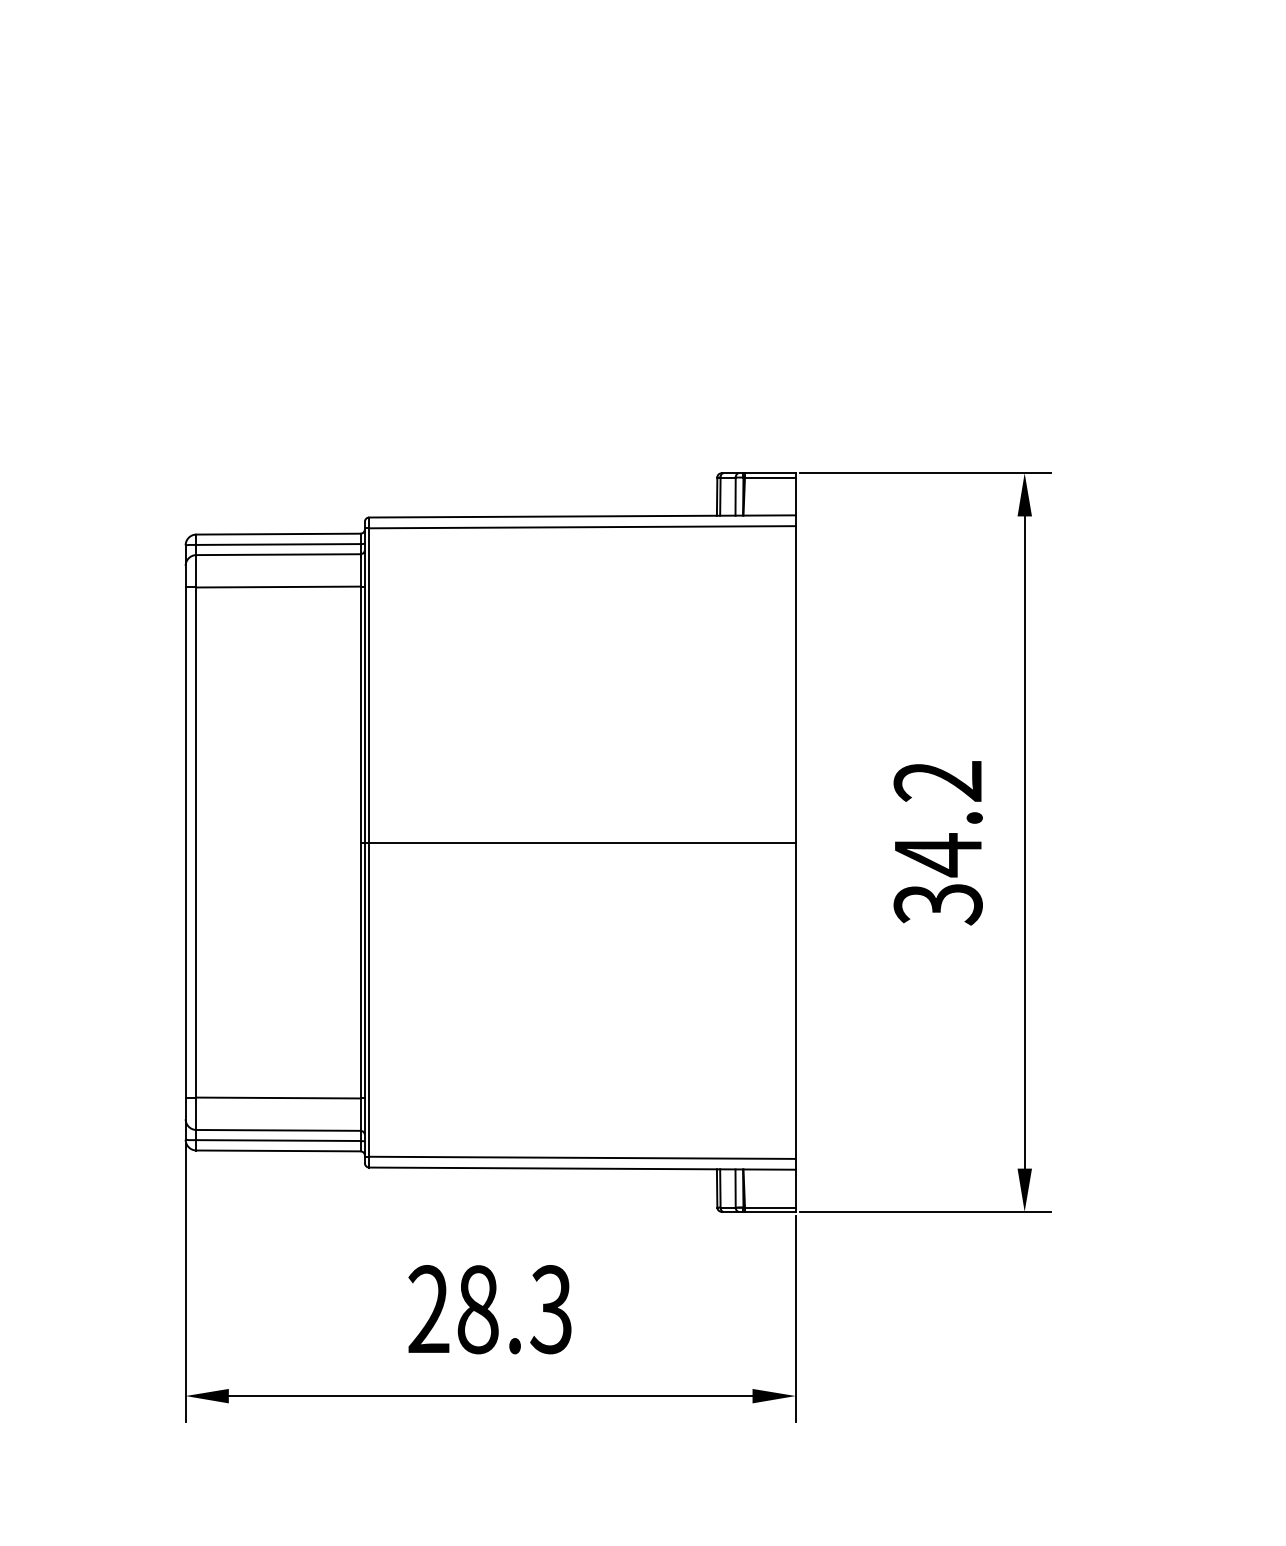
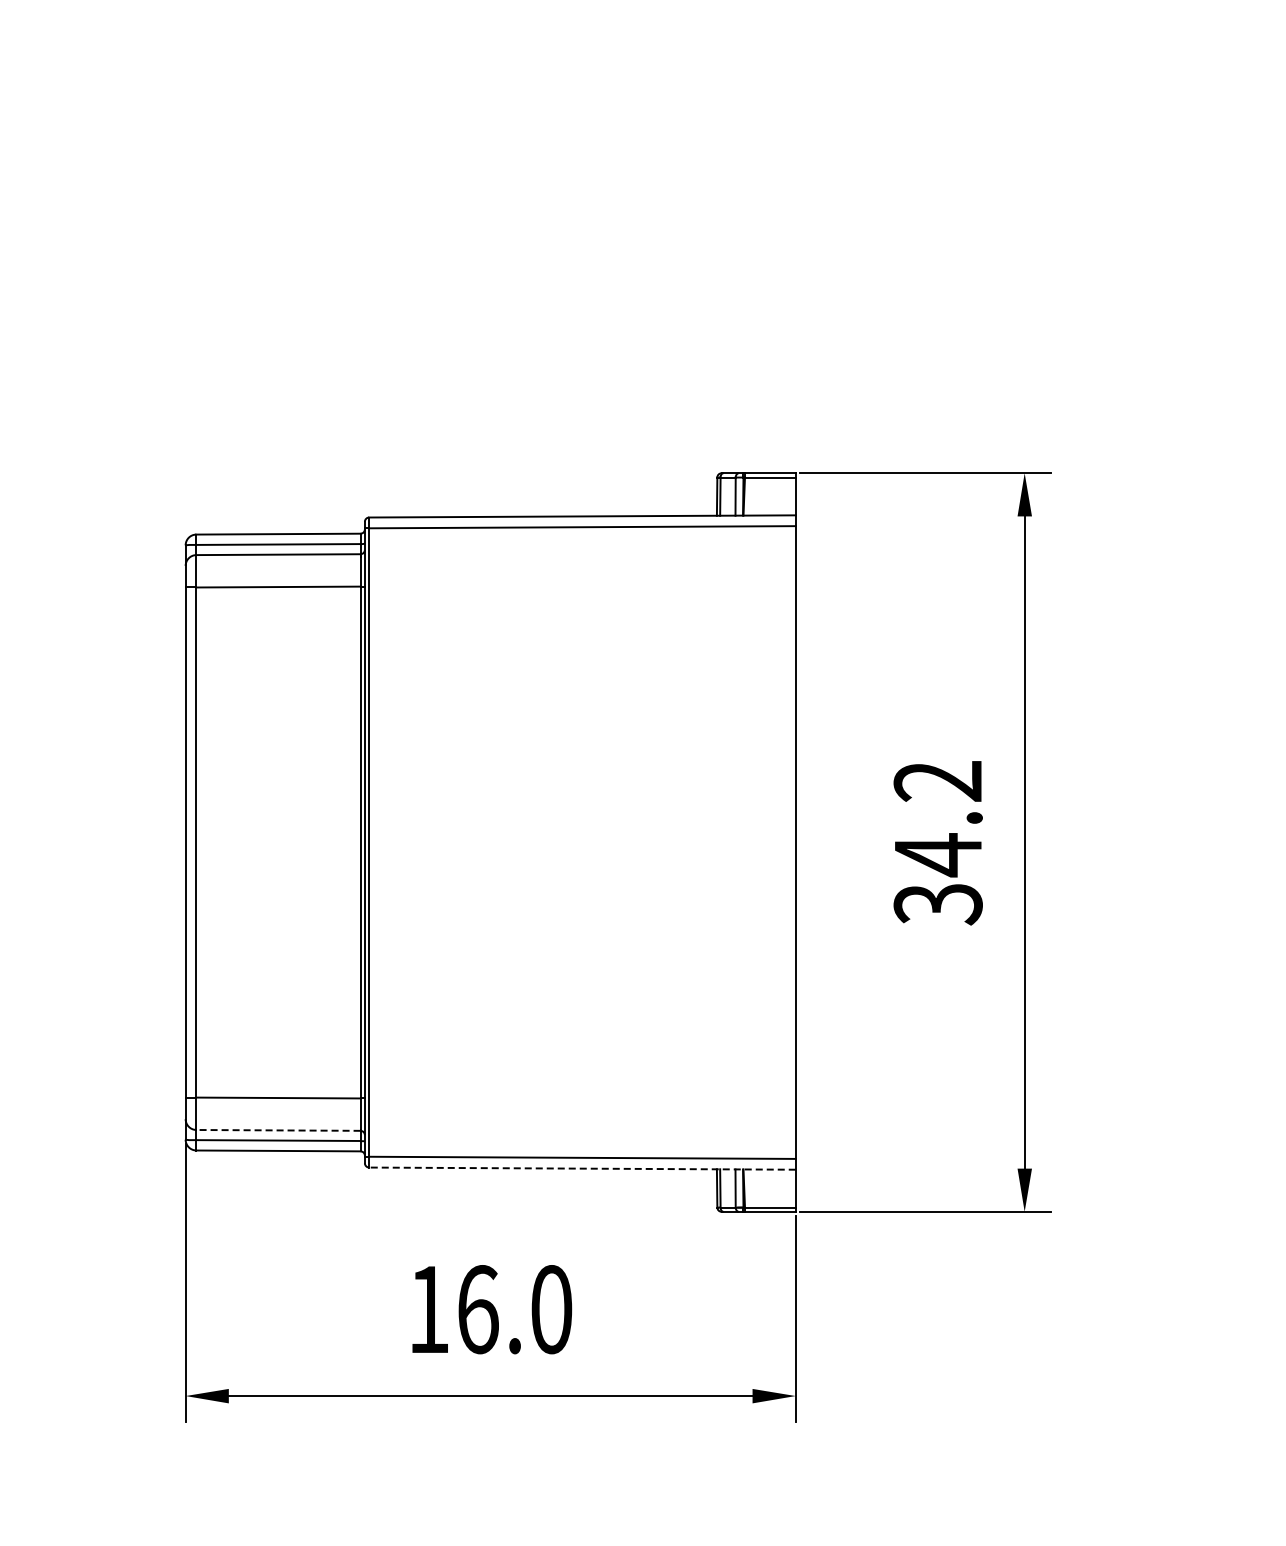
line: present -> none (577, 842)
line: solid -> dashed (277, 1130)
line: solid -> dashed (581, 1168)
text: 28.3 -> 16.0 (490, 1309)
